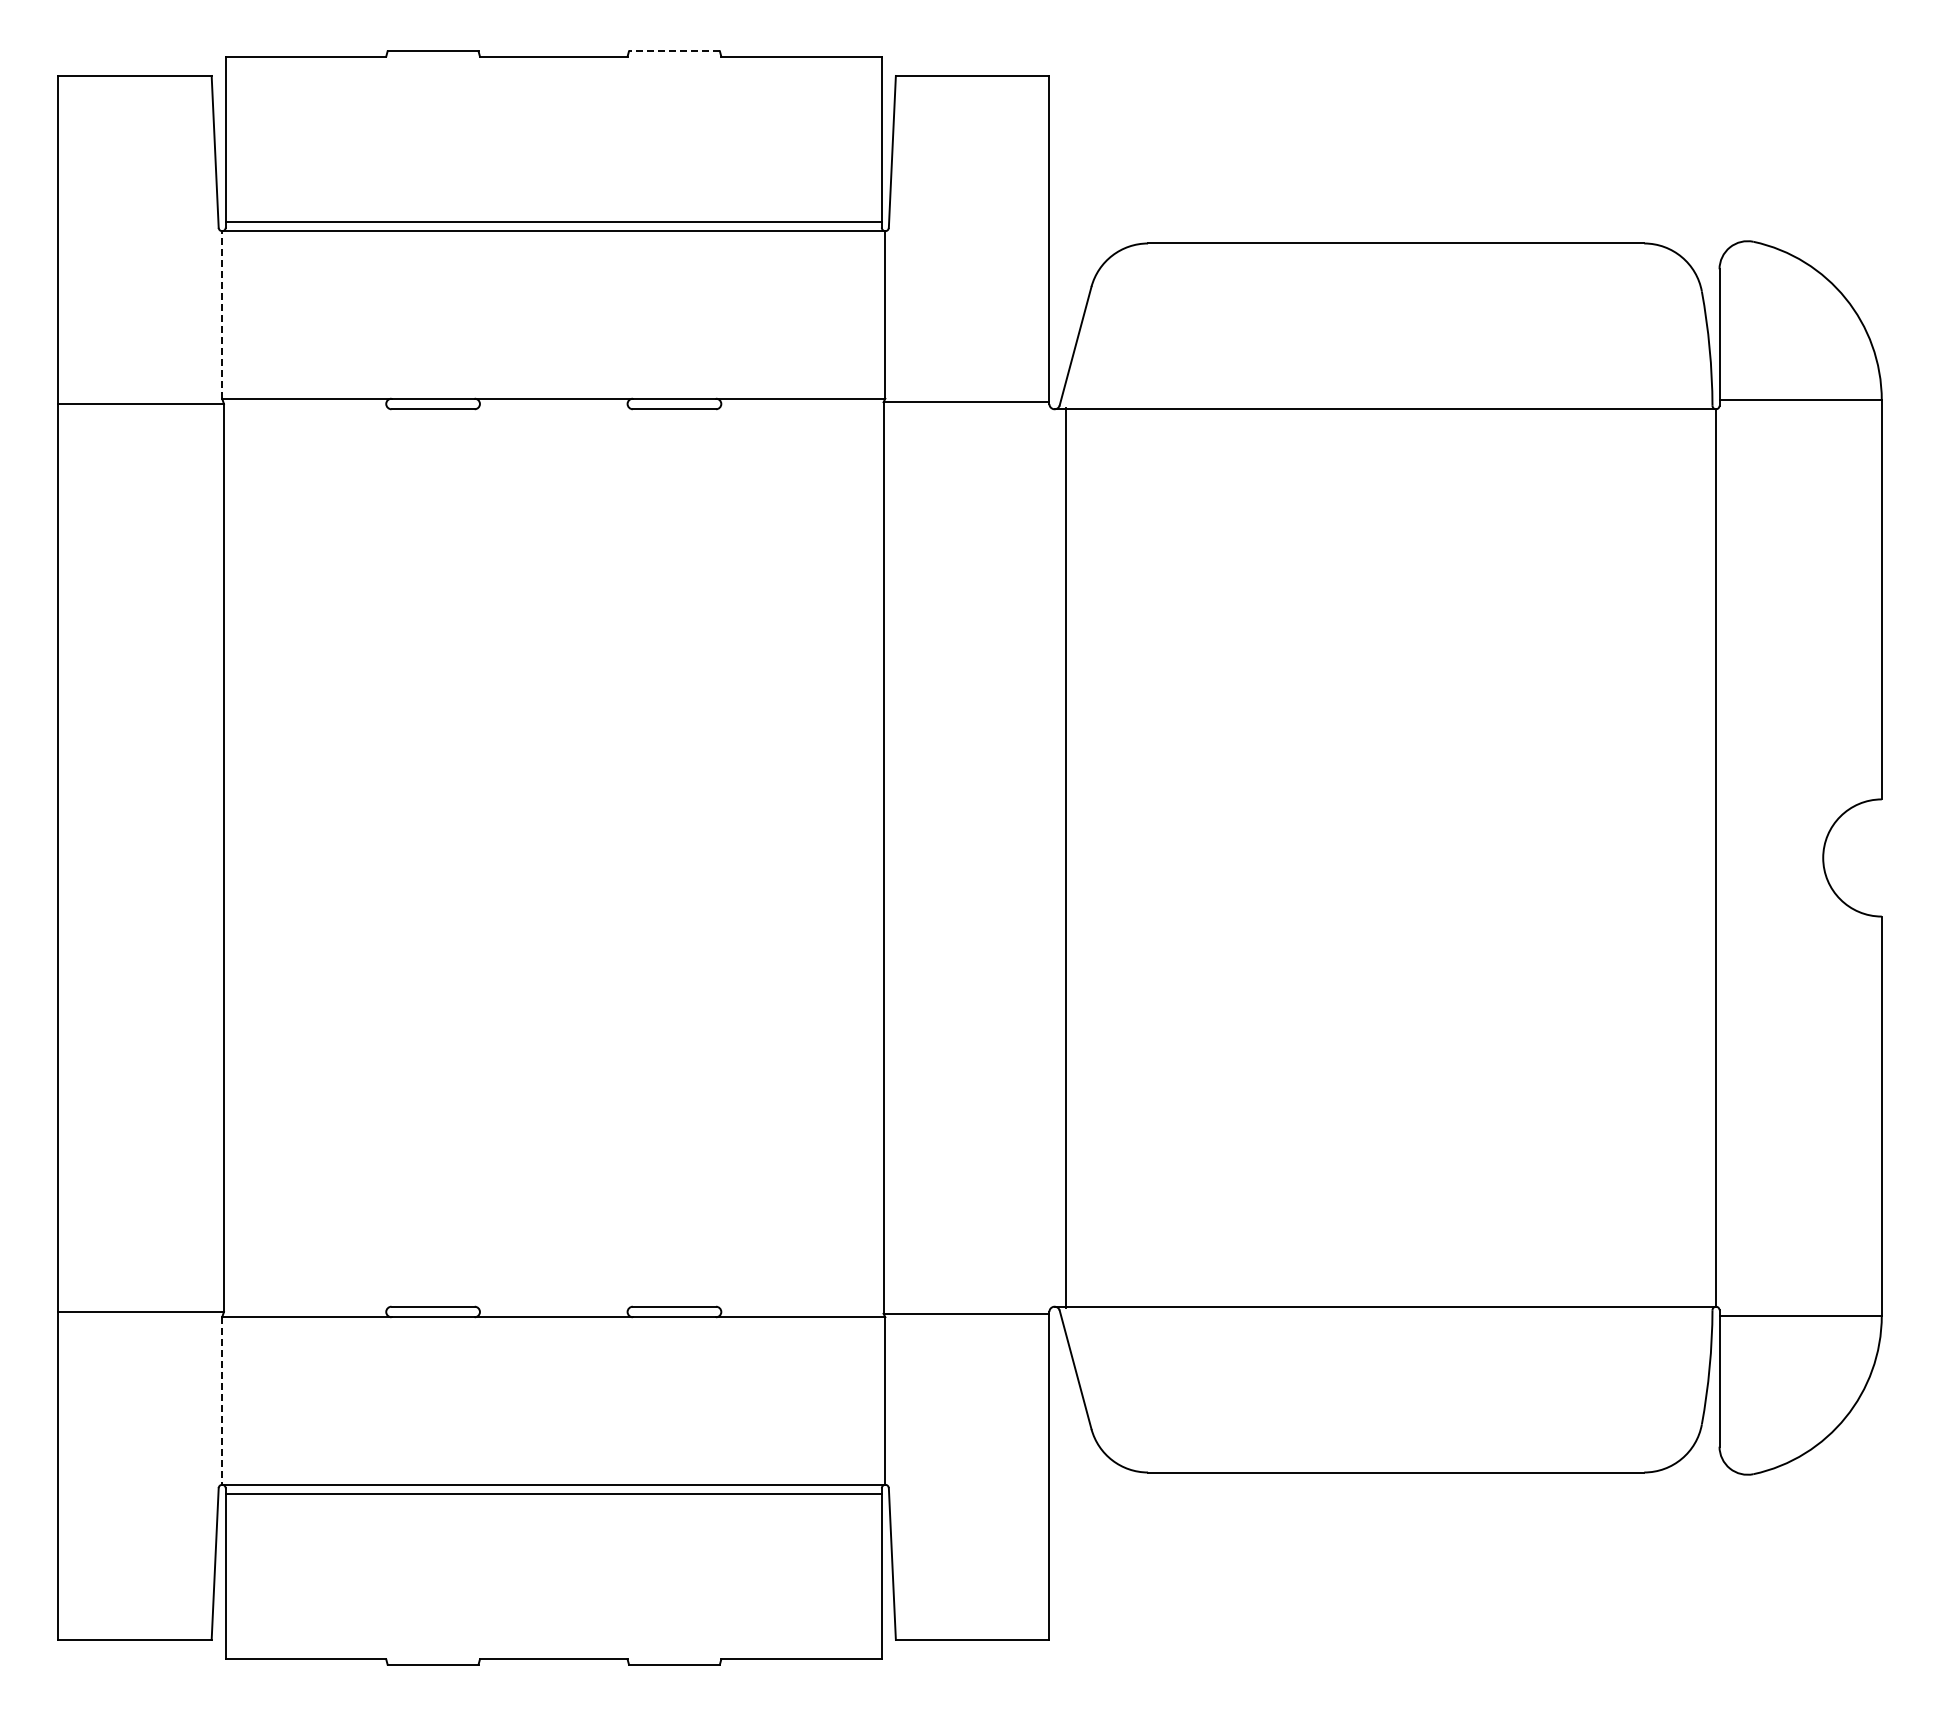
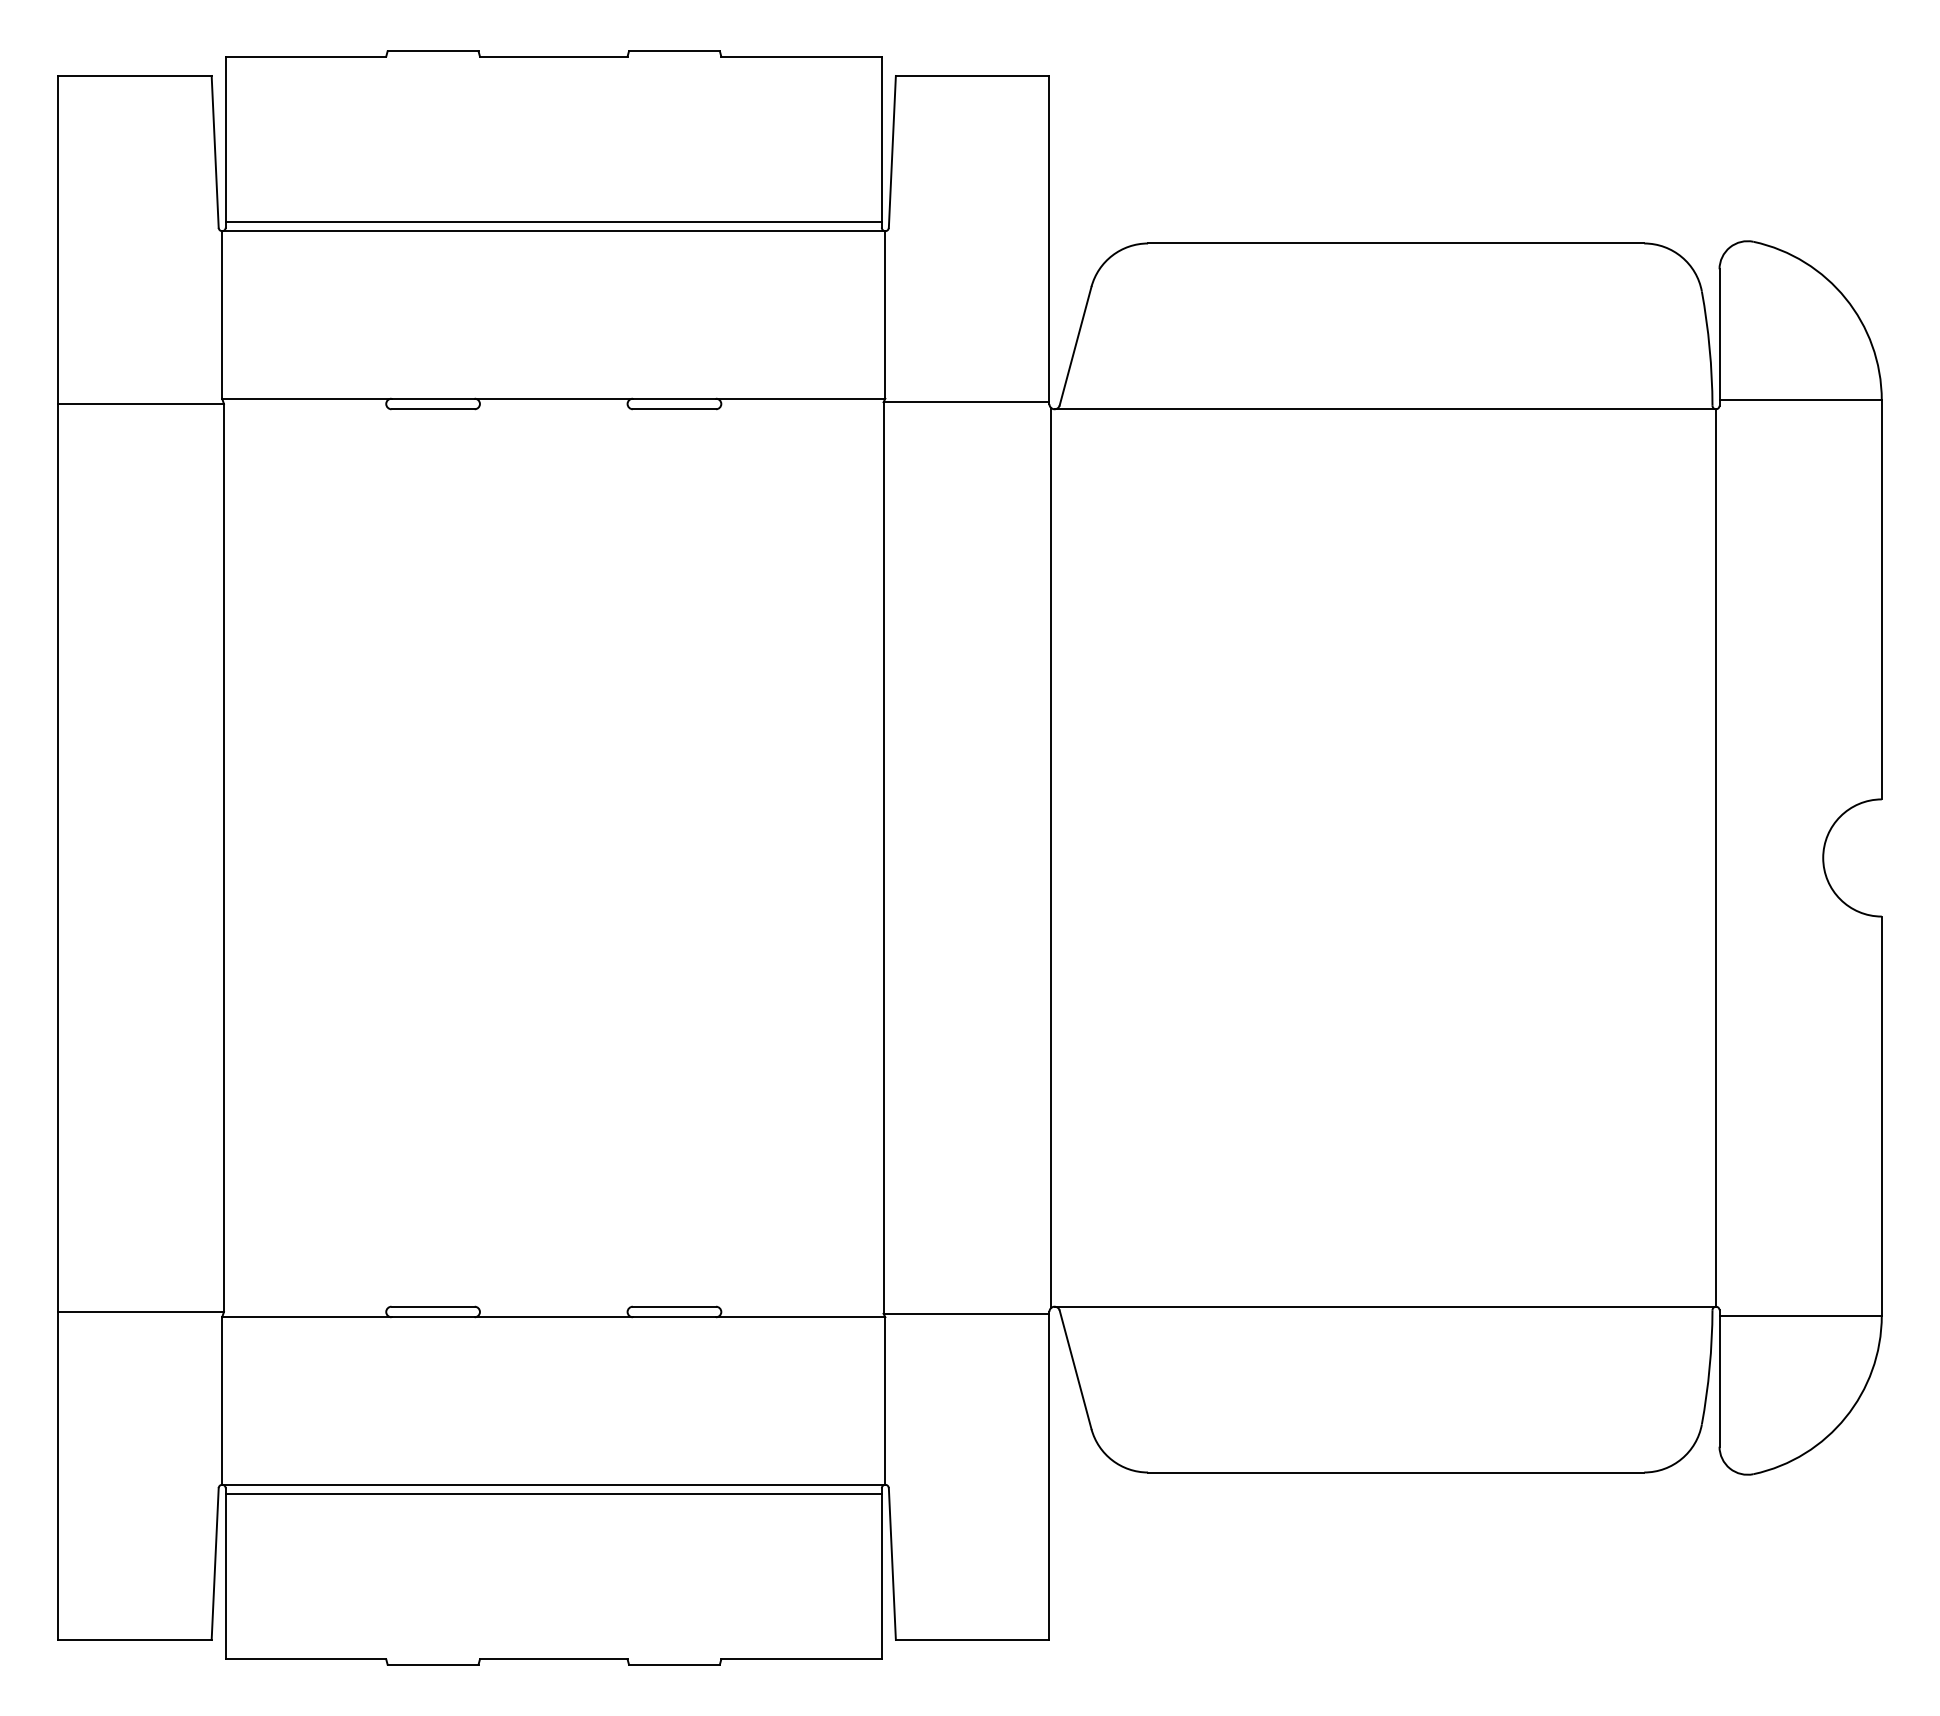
line: dashed -> solid (673, 51)
line: dashed -> solid (222, 314)
line position: (1066, 857) -> (1051, 857) (1051, 857)
line: dashed -> solid (222, 1401)
